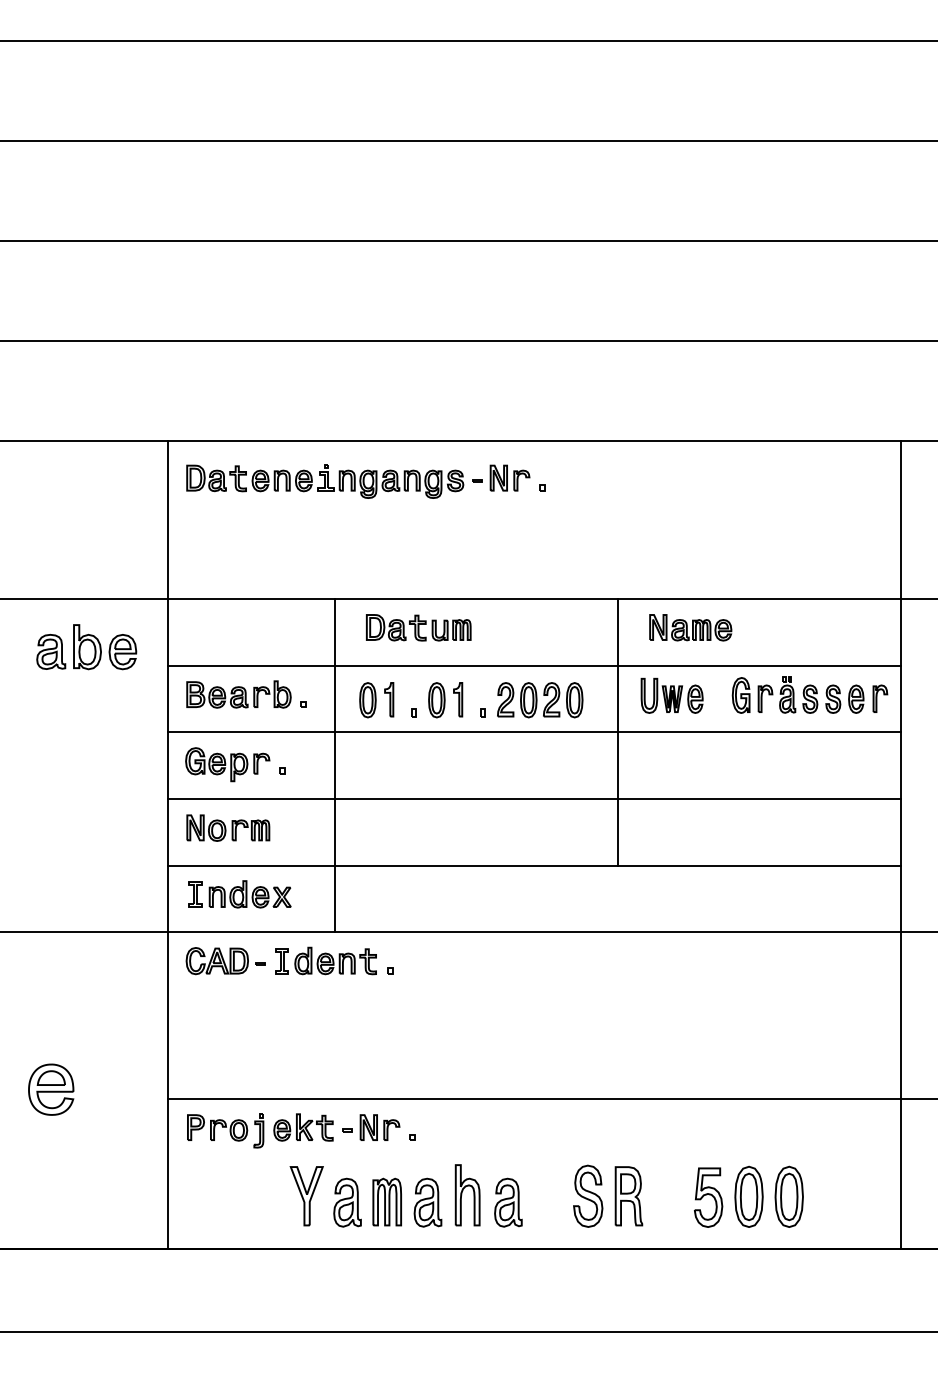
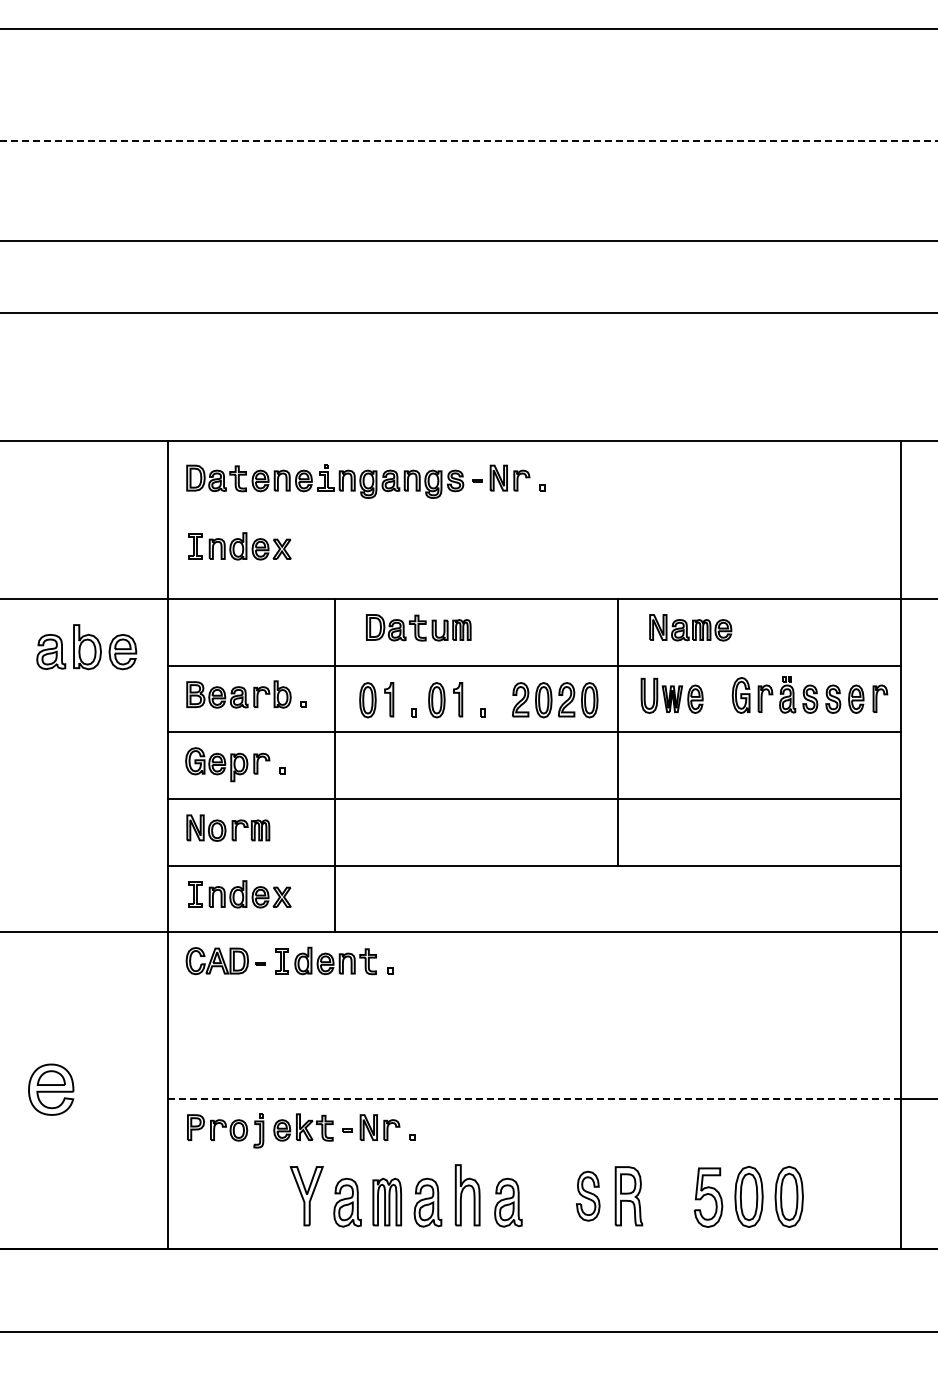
line position: (468, 41) -> (468, 29) (468, 29)
line: solid -> dashed (468, 141)
line position: (468, 340) -> (468, 312) (468, 312)
part: none -> present (239, 546)
part position: (540, 700) -> (555, 700) (555, 700)
line: solid -> dashed (533, 1098)
part size: 31x64 px -> 25x52 px (588, 1195)
